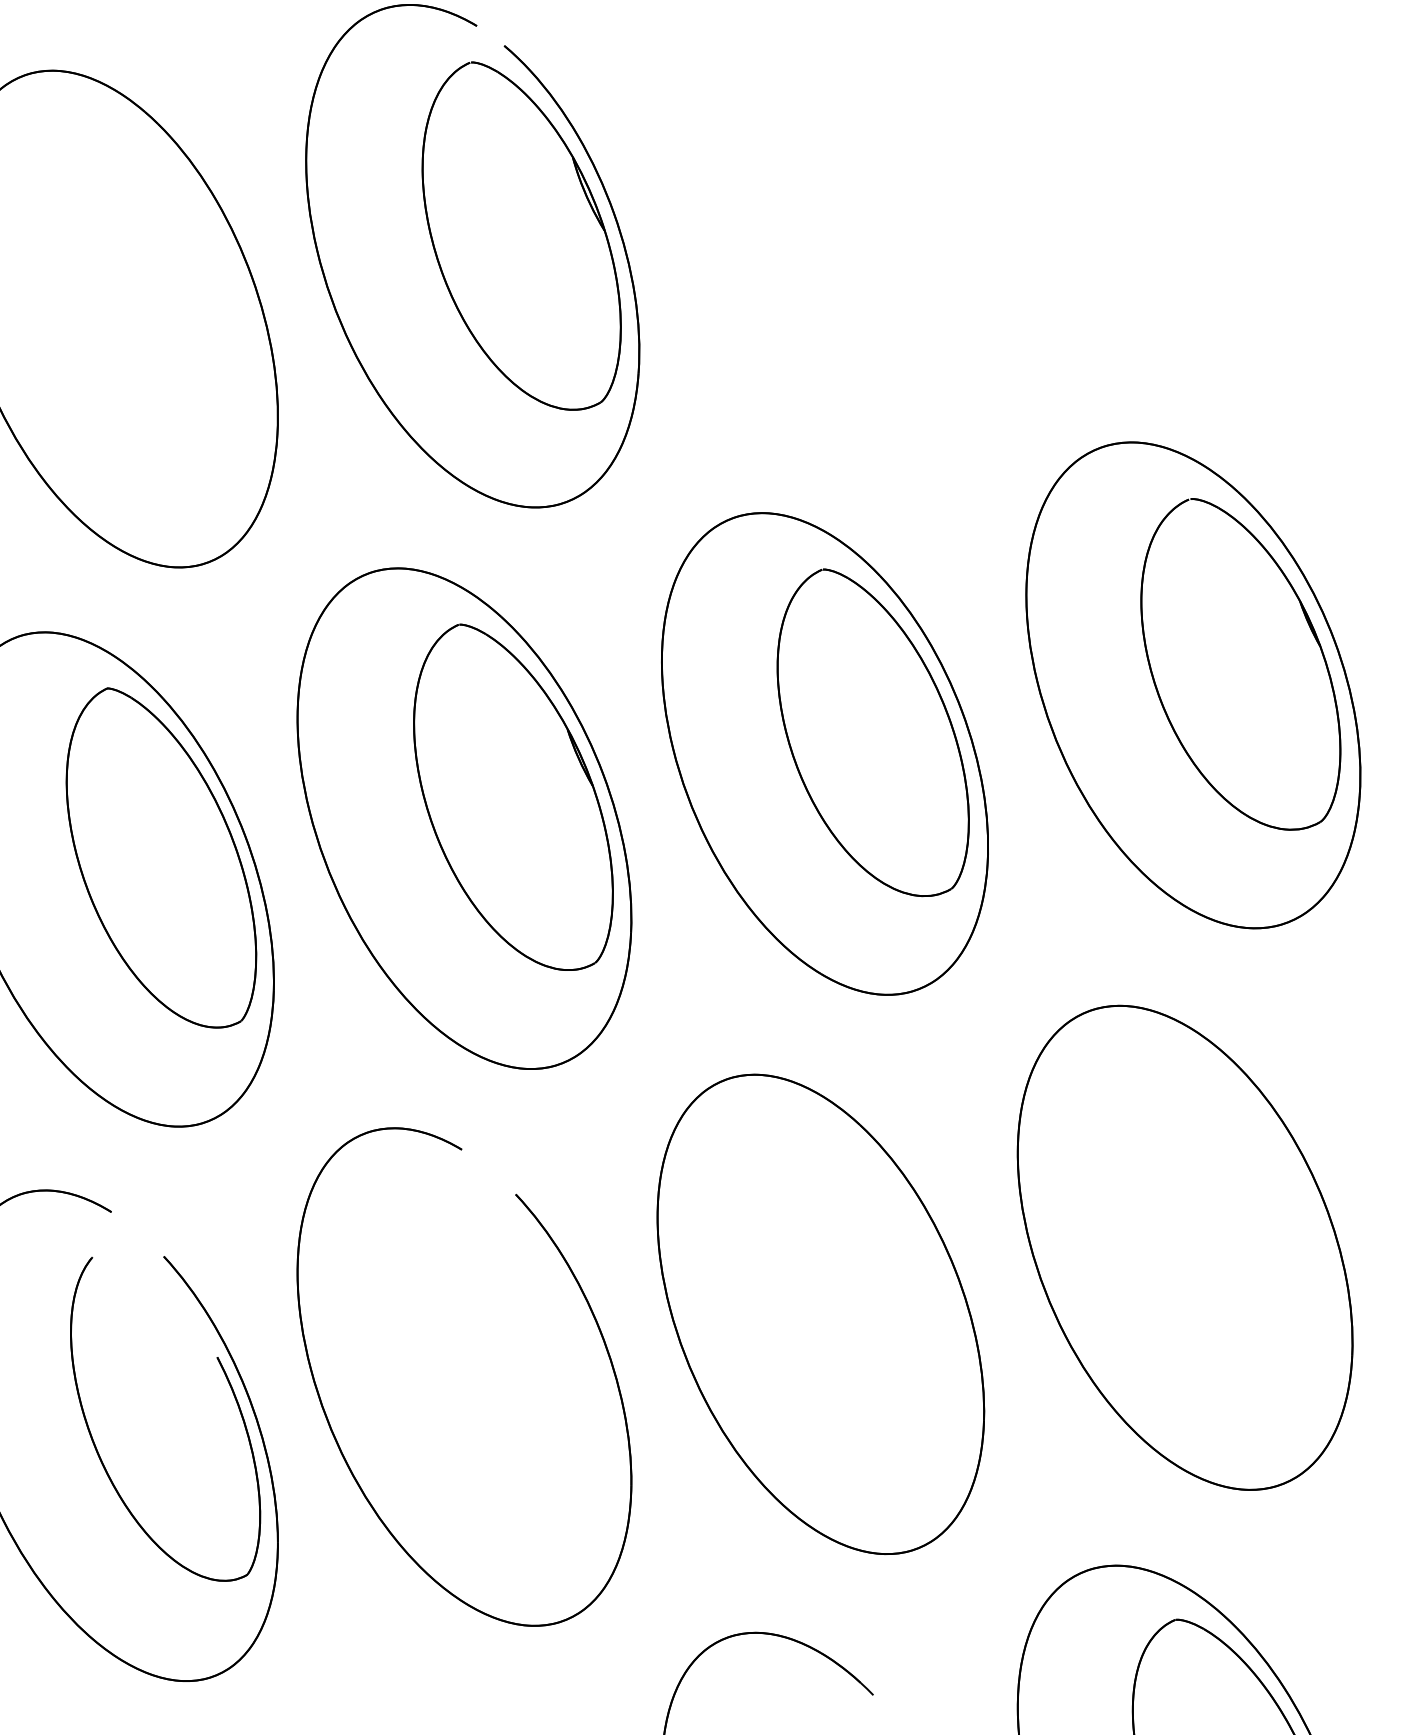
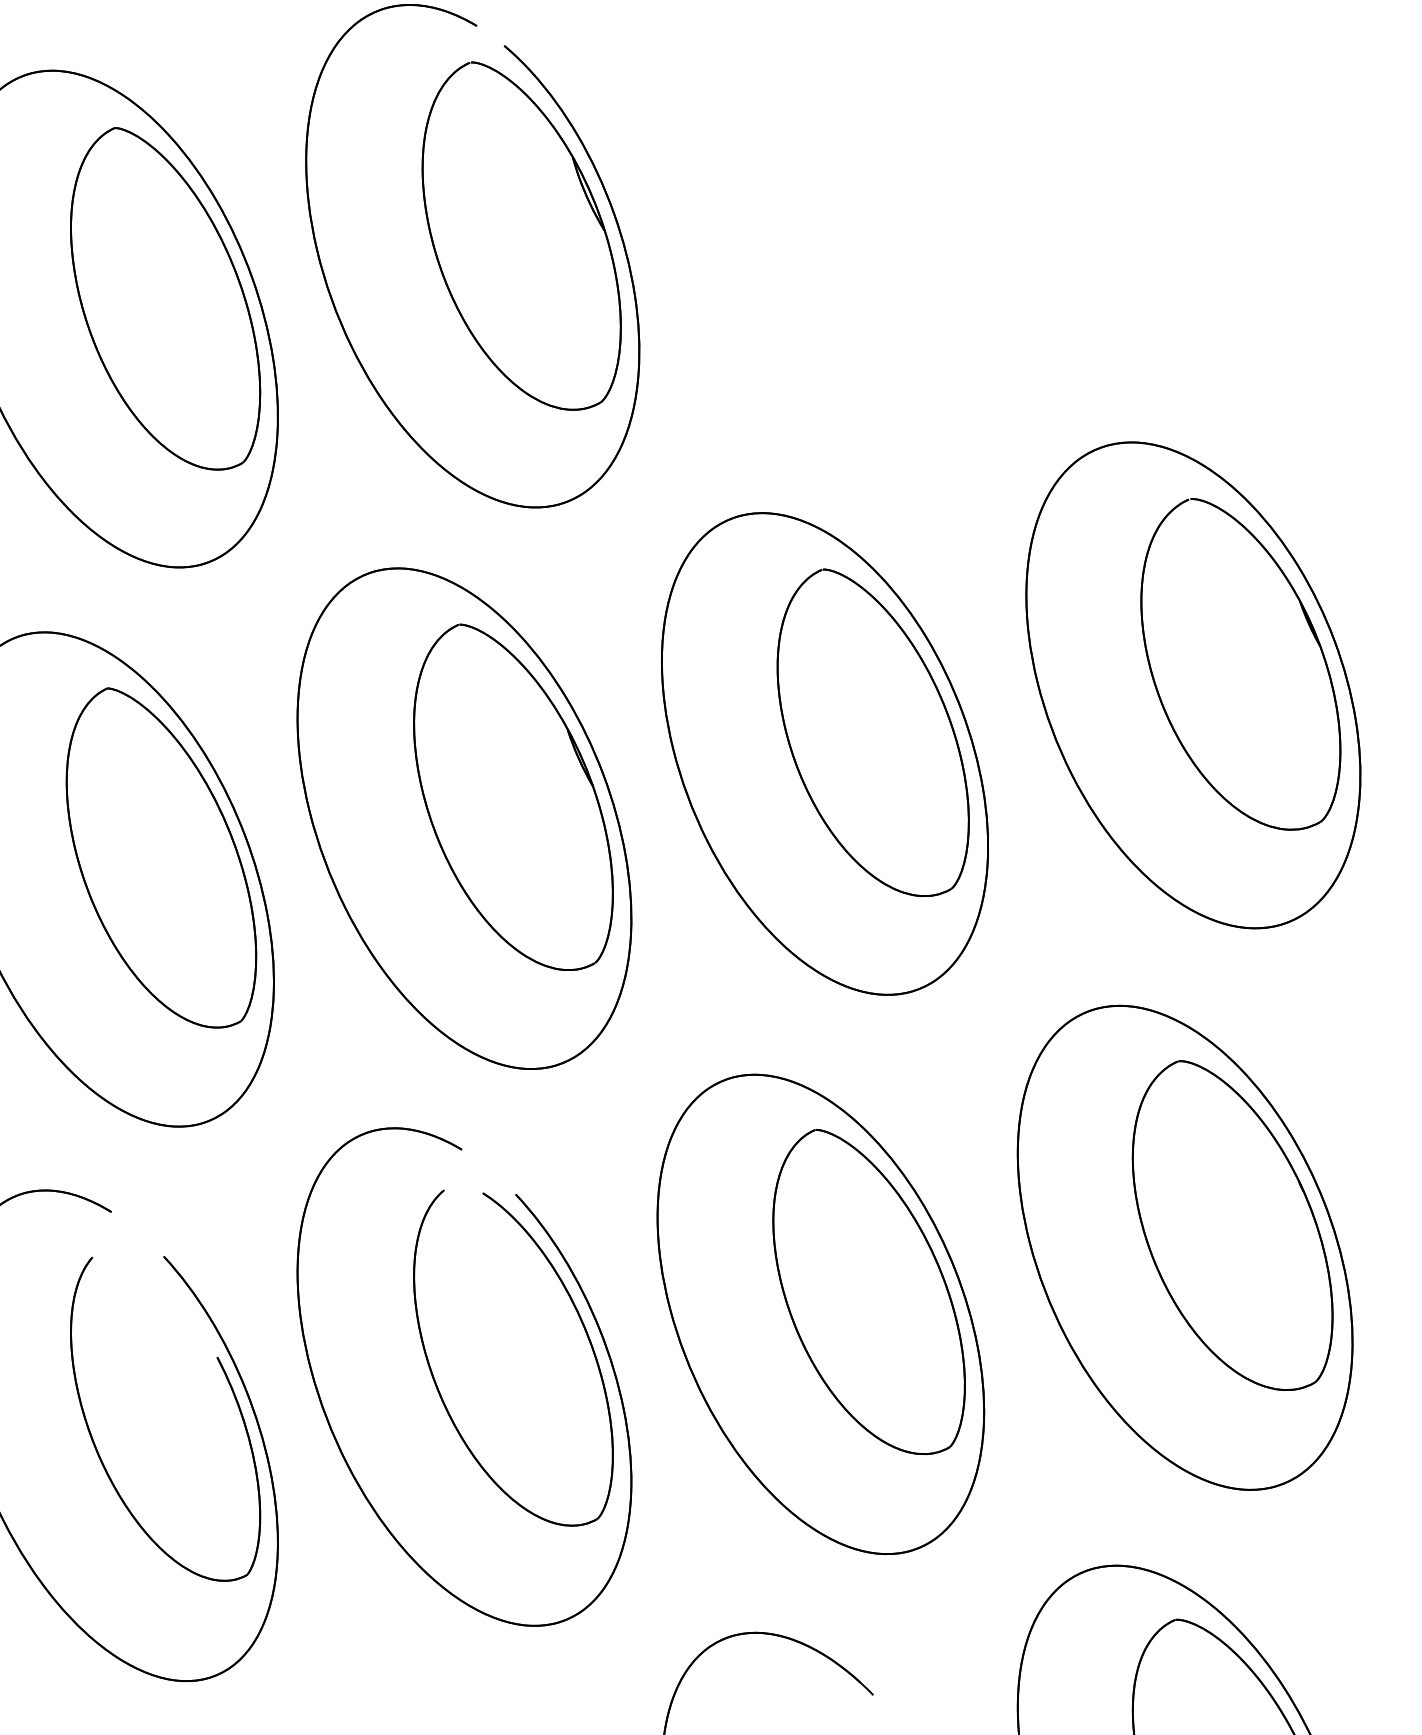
part: none -> present (165, 298)
part: none -> present (1232, 1225)
part: none -> present (868, 1292)
part: none -> present (583, 1328)
